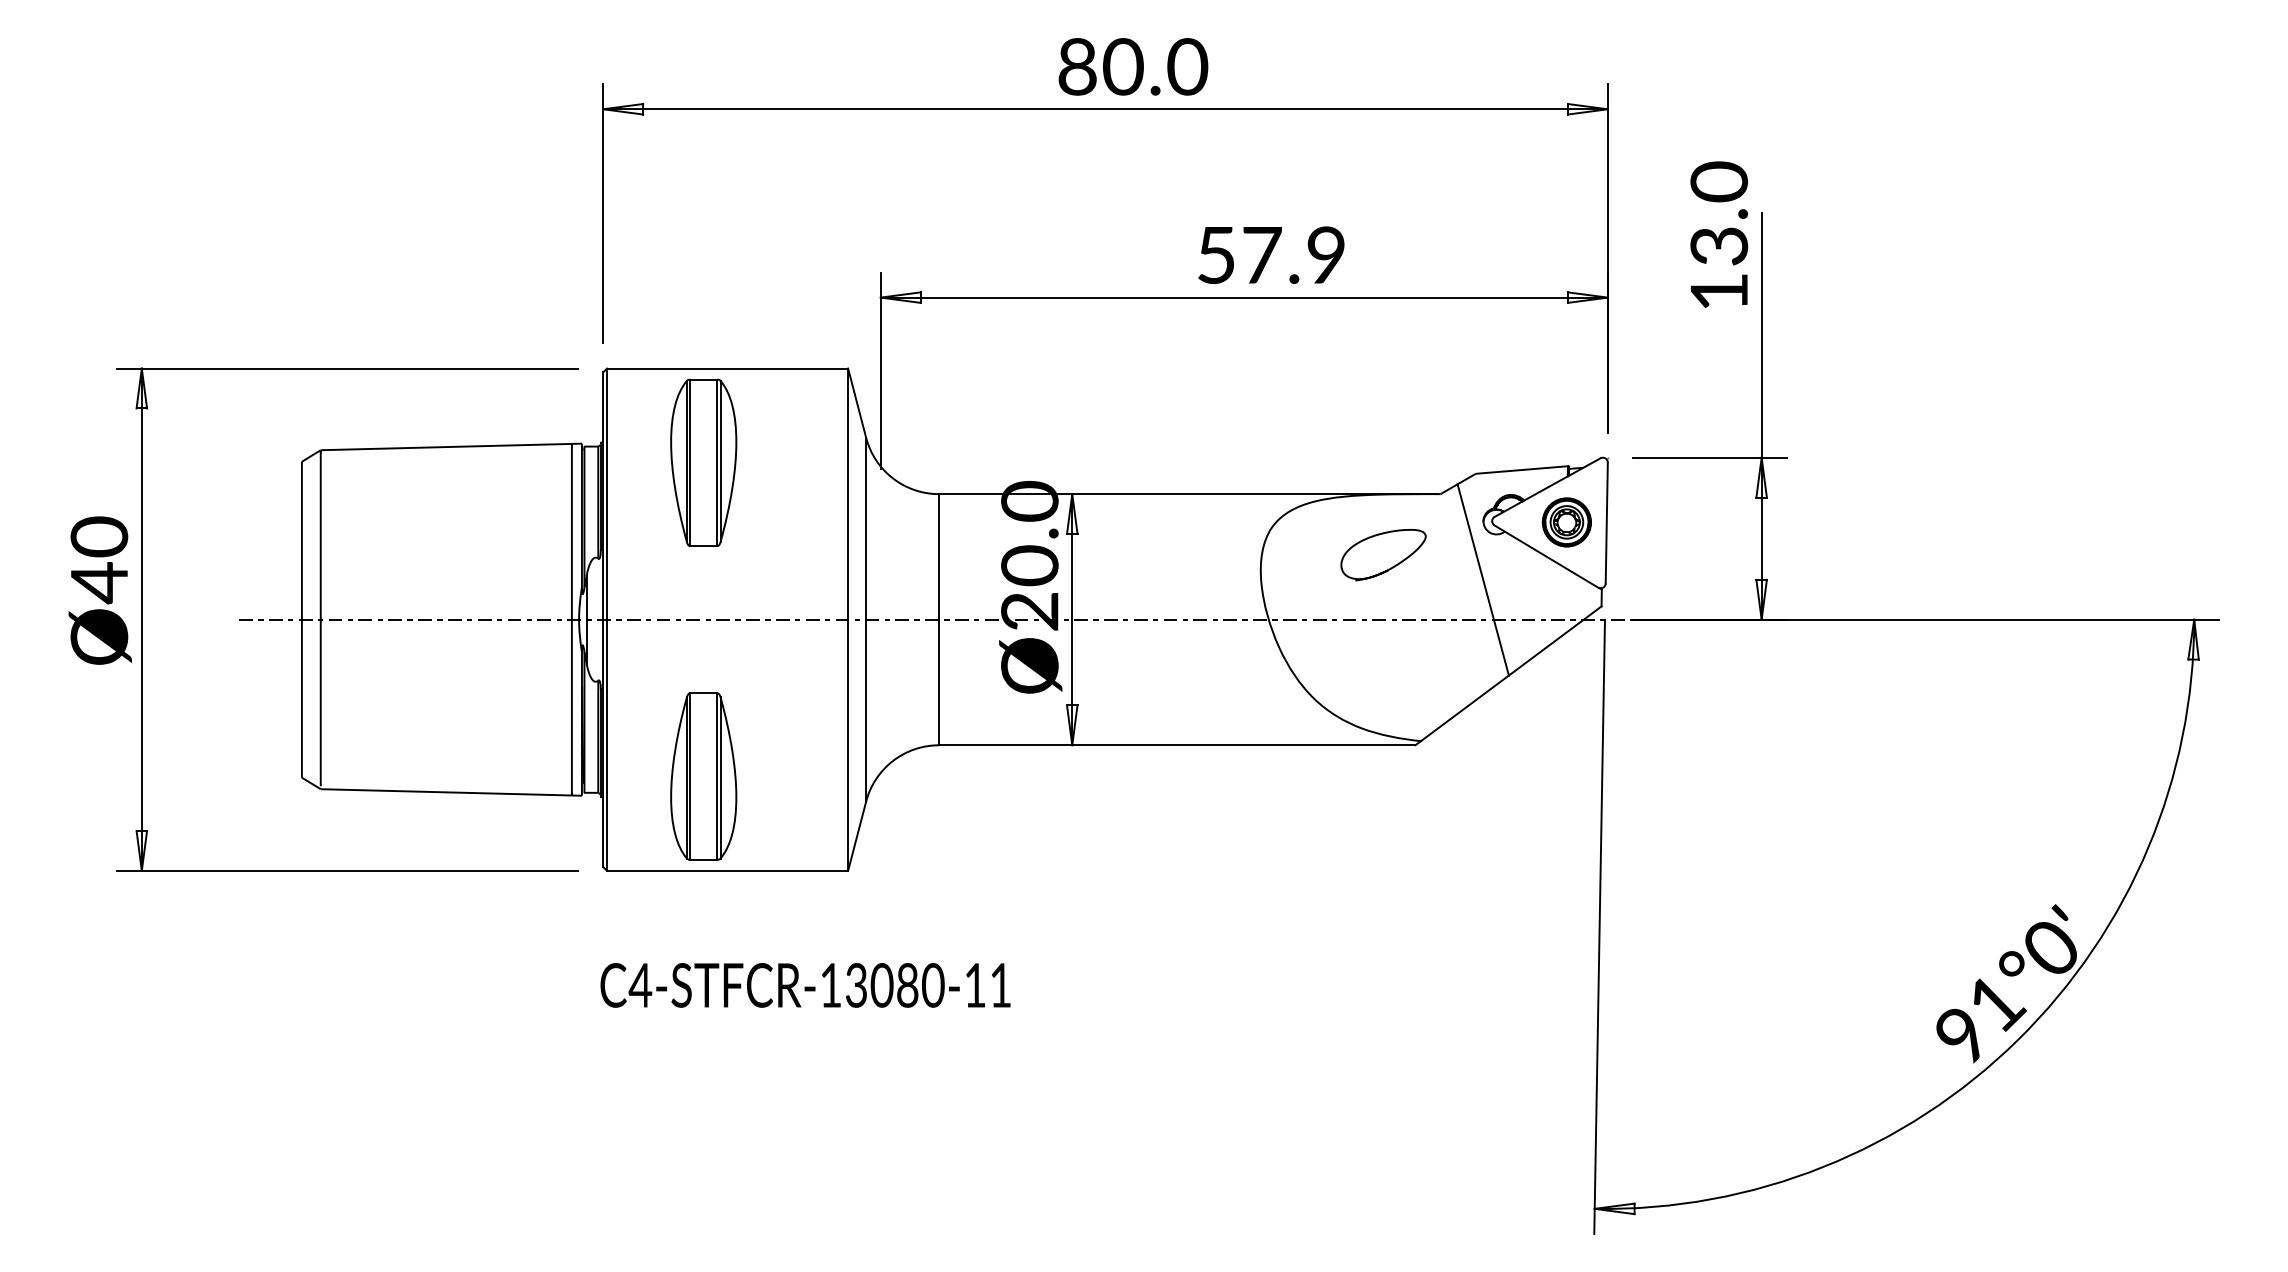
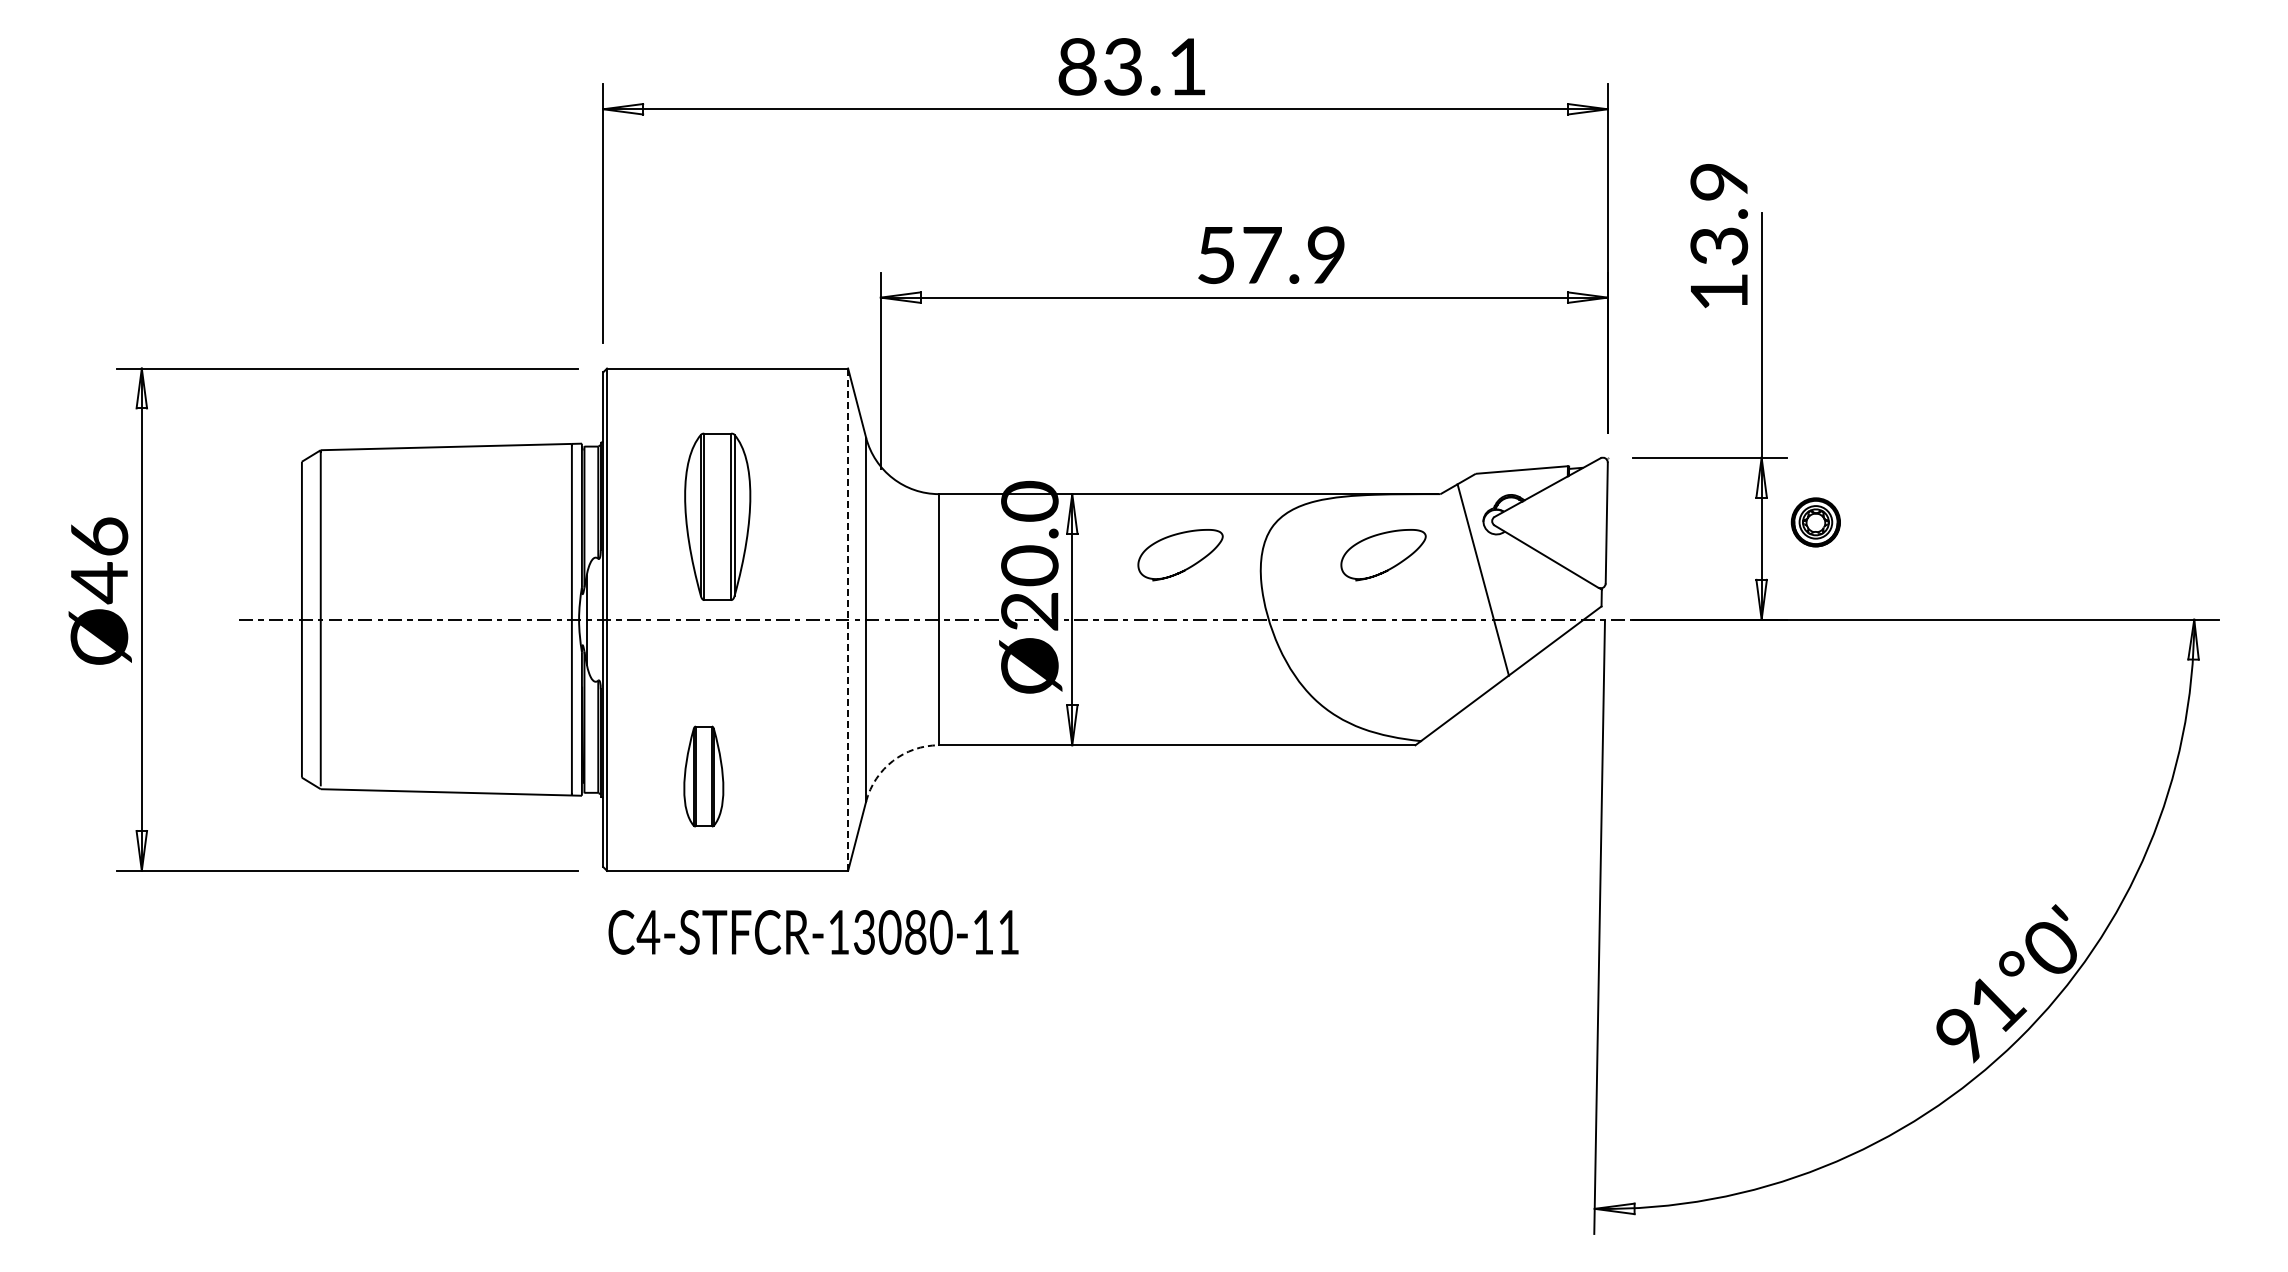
text: 80.0 -> 83.1 (1155, 66)
text: 13.0 -> 13.9 (1719, 181)
part position: (703, 462) -> (717, 516) (717, 516)
part position: (1566, 522) -> (1815, 522) (1815, 522)
text: Ø40 -> Ø46 (98, 536)
curve: none -> present (1187, 567)
line: solid -> dashed (848, 619)
arc: solid -> dashed (892, 761)
part size: 68x169 px -> 42x103 px (703, 776)
text position: (805, 985) -> (813, 932) (813, 932)
